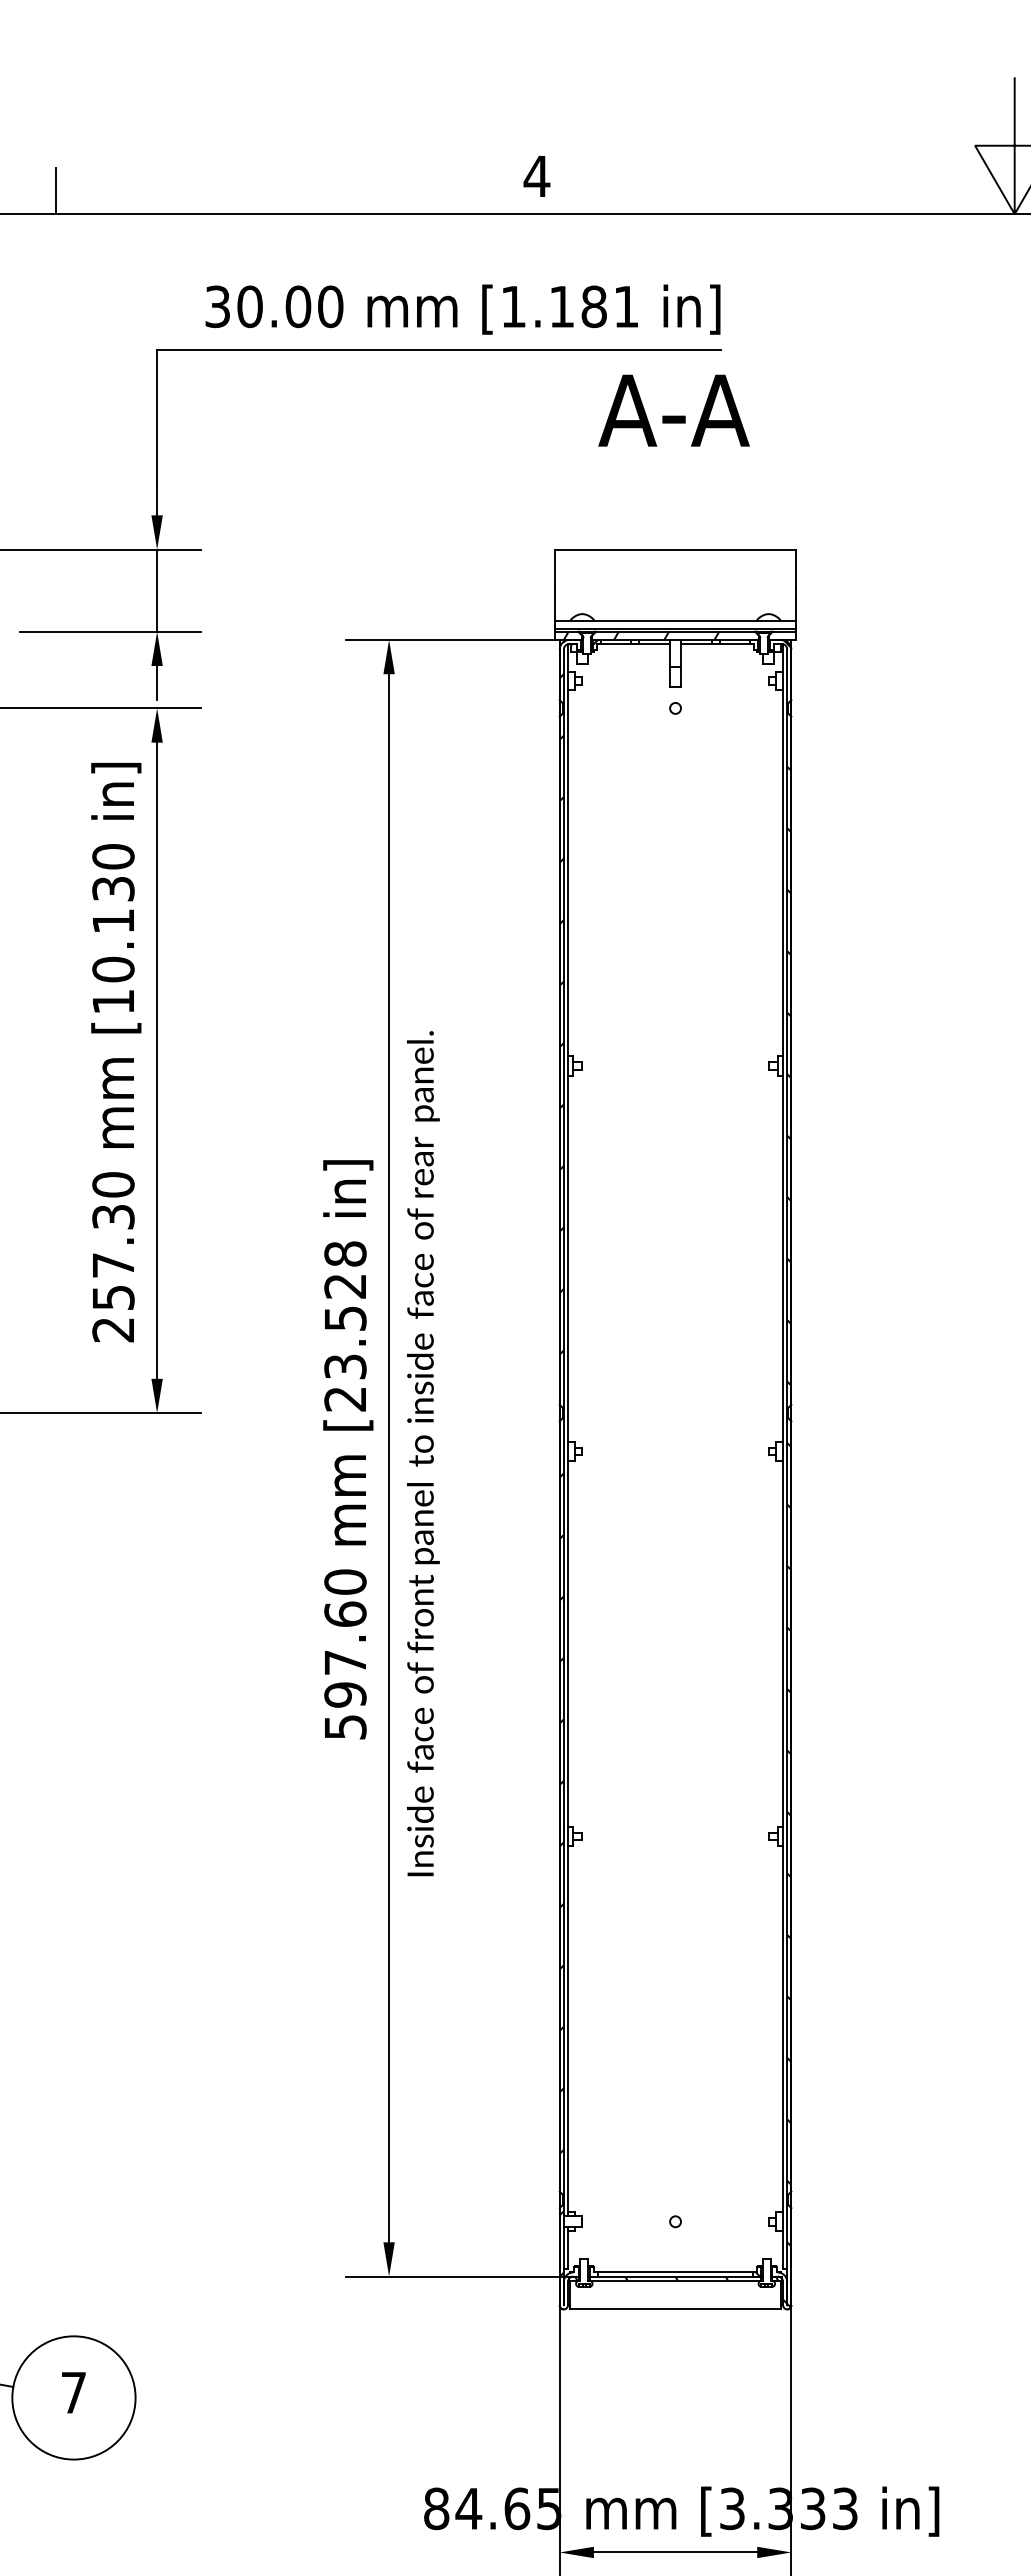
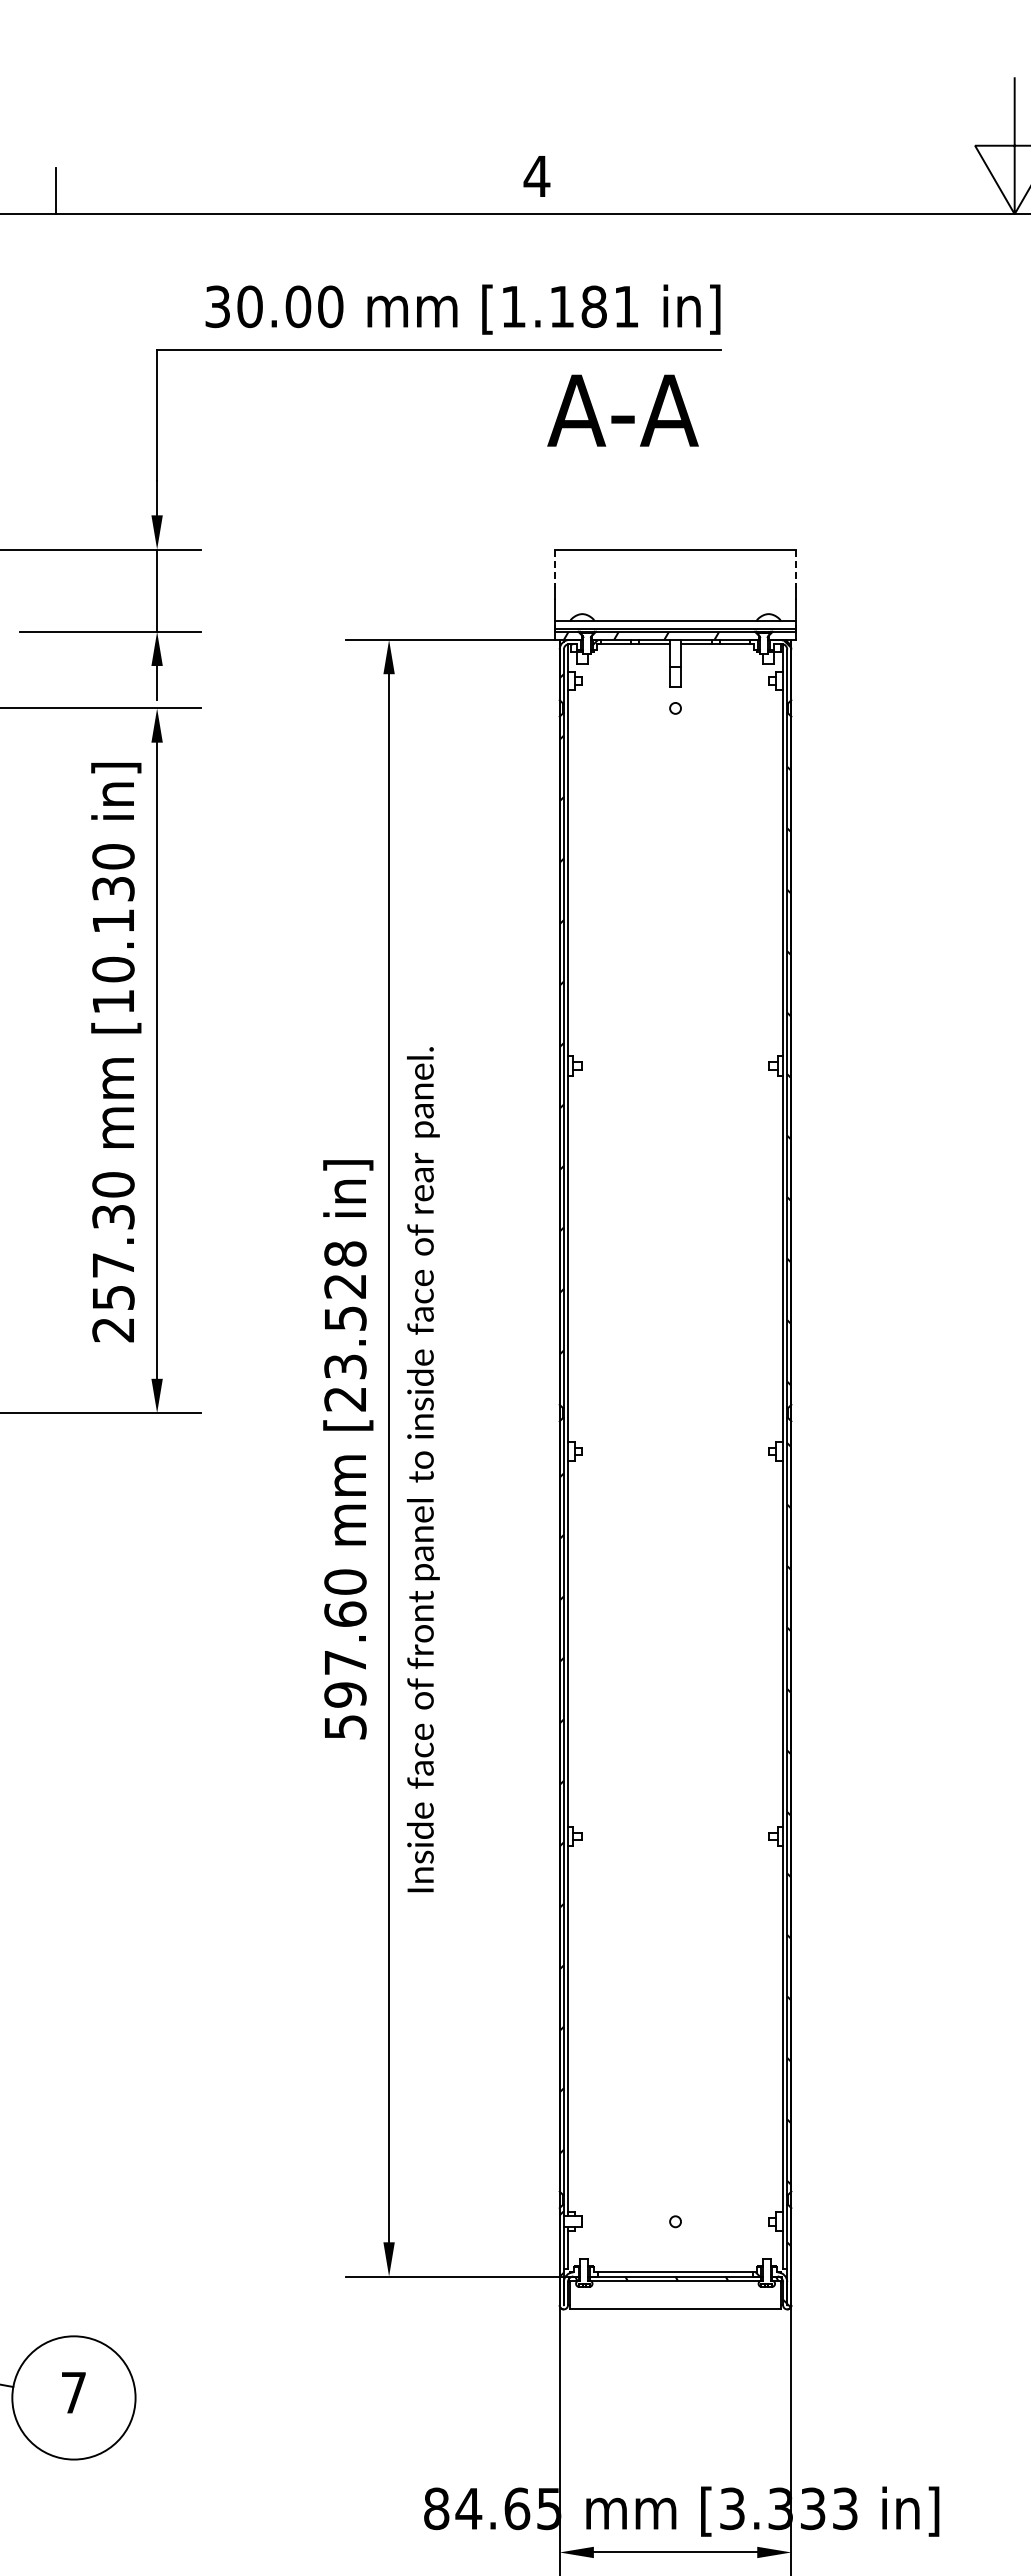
text position: (673, 410) -> (622, 410) (622, 410)
line: solid -> dashed (554, 569)
line: solid -> dashed (796, 569)
text position: (423, 1453) -> (423, 1469) (423, 1469)
